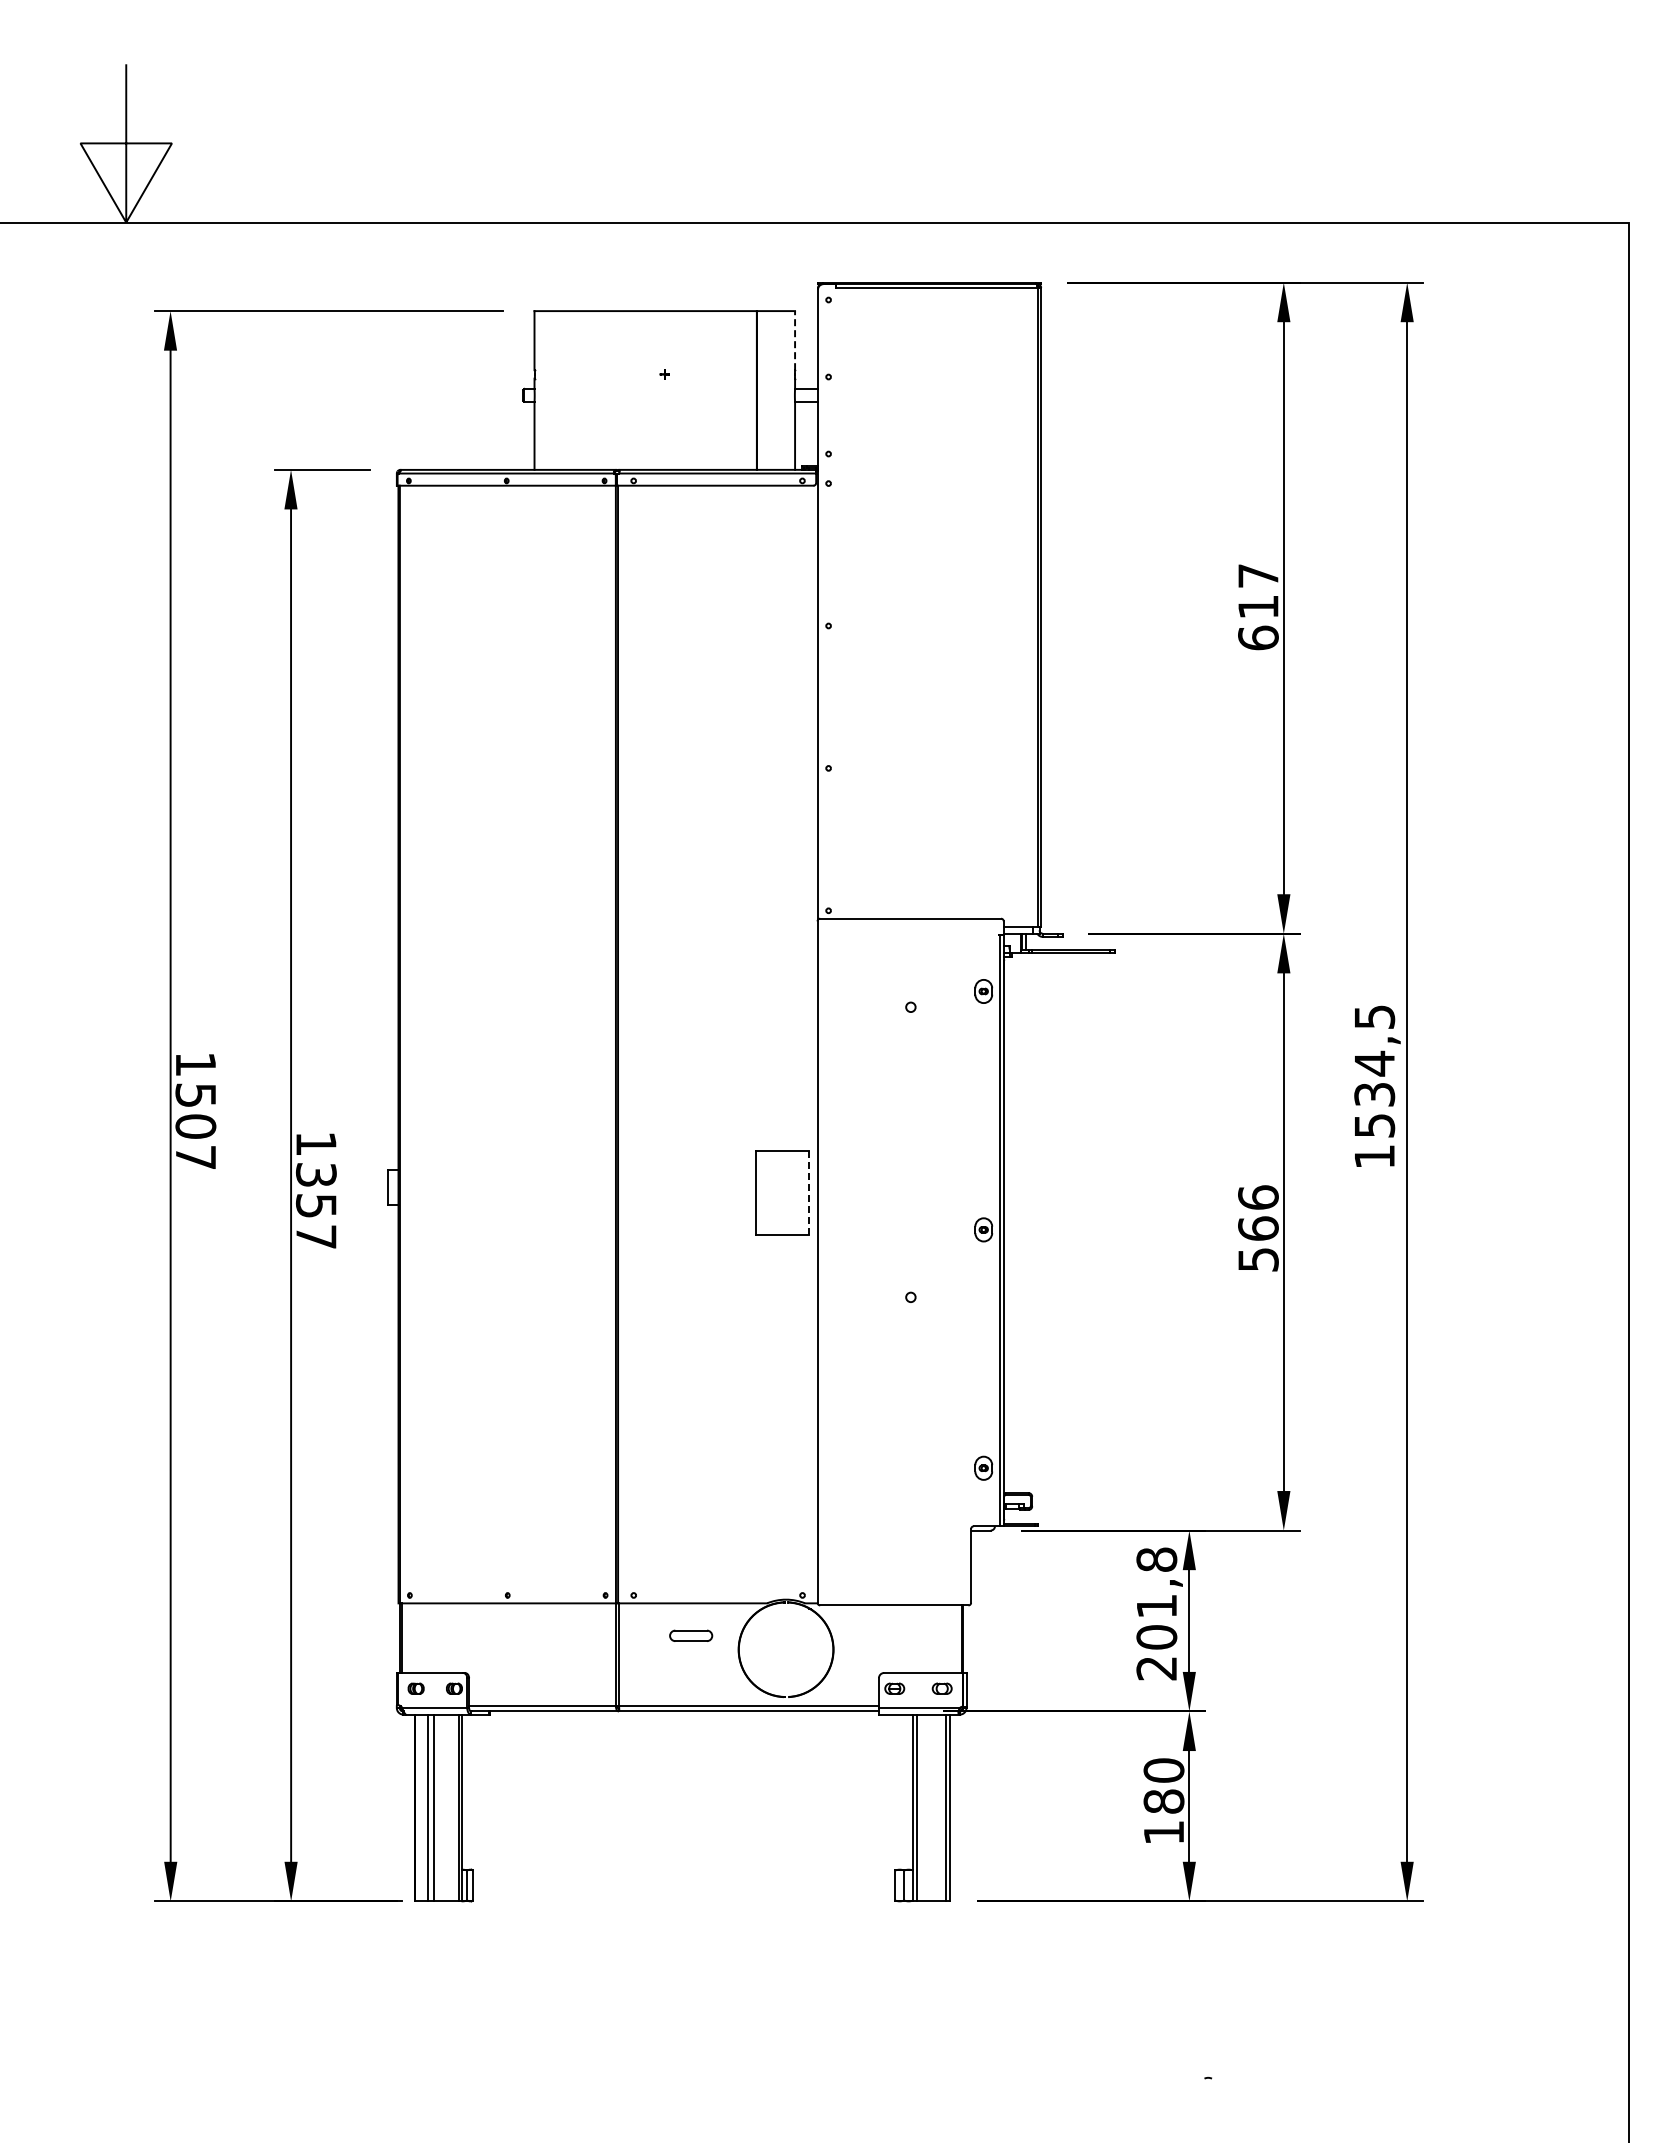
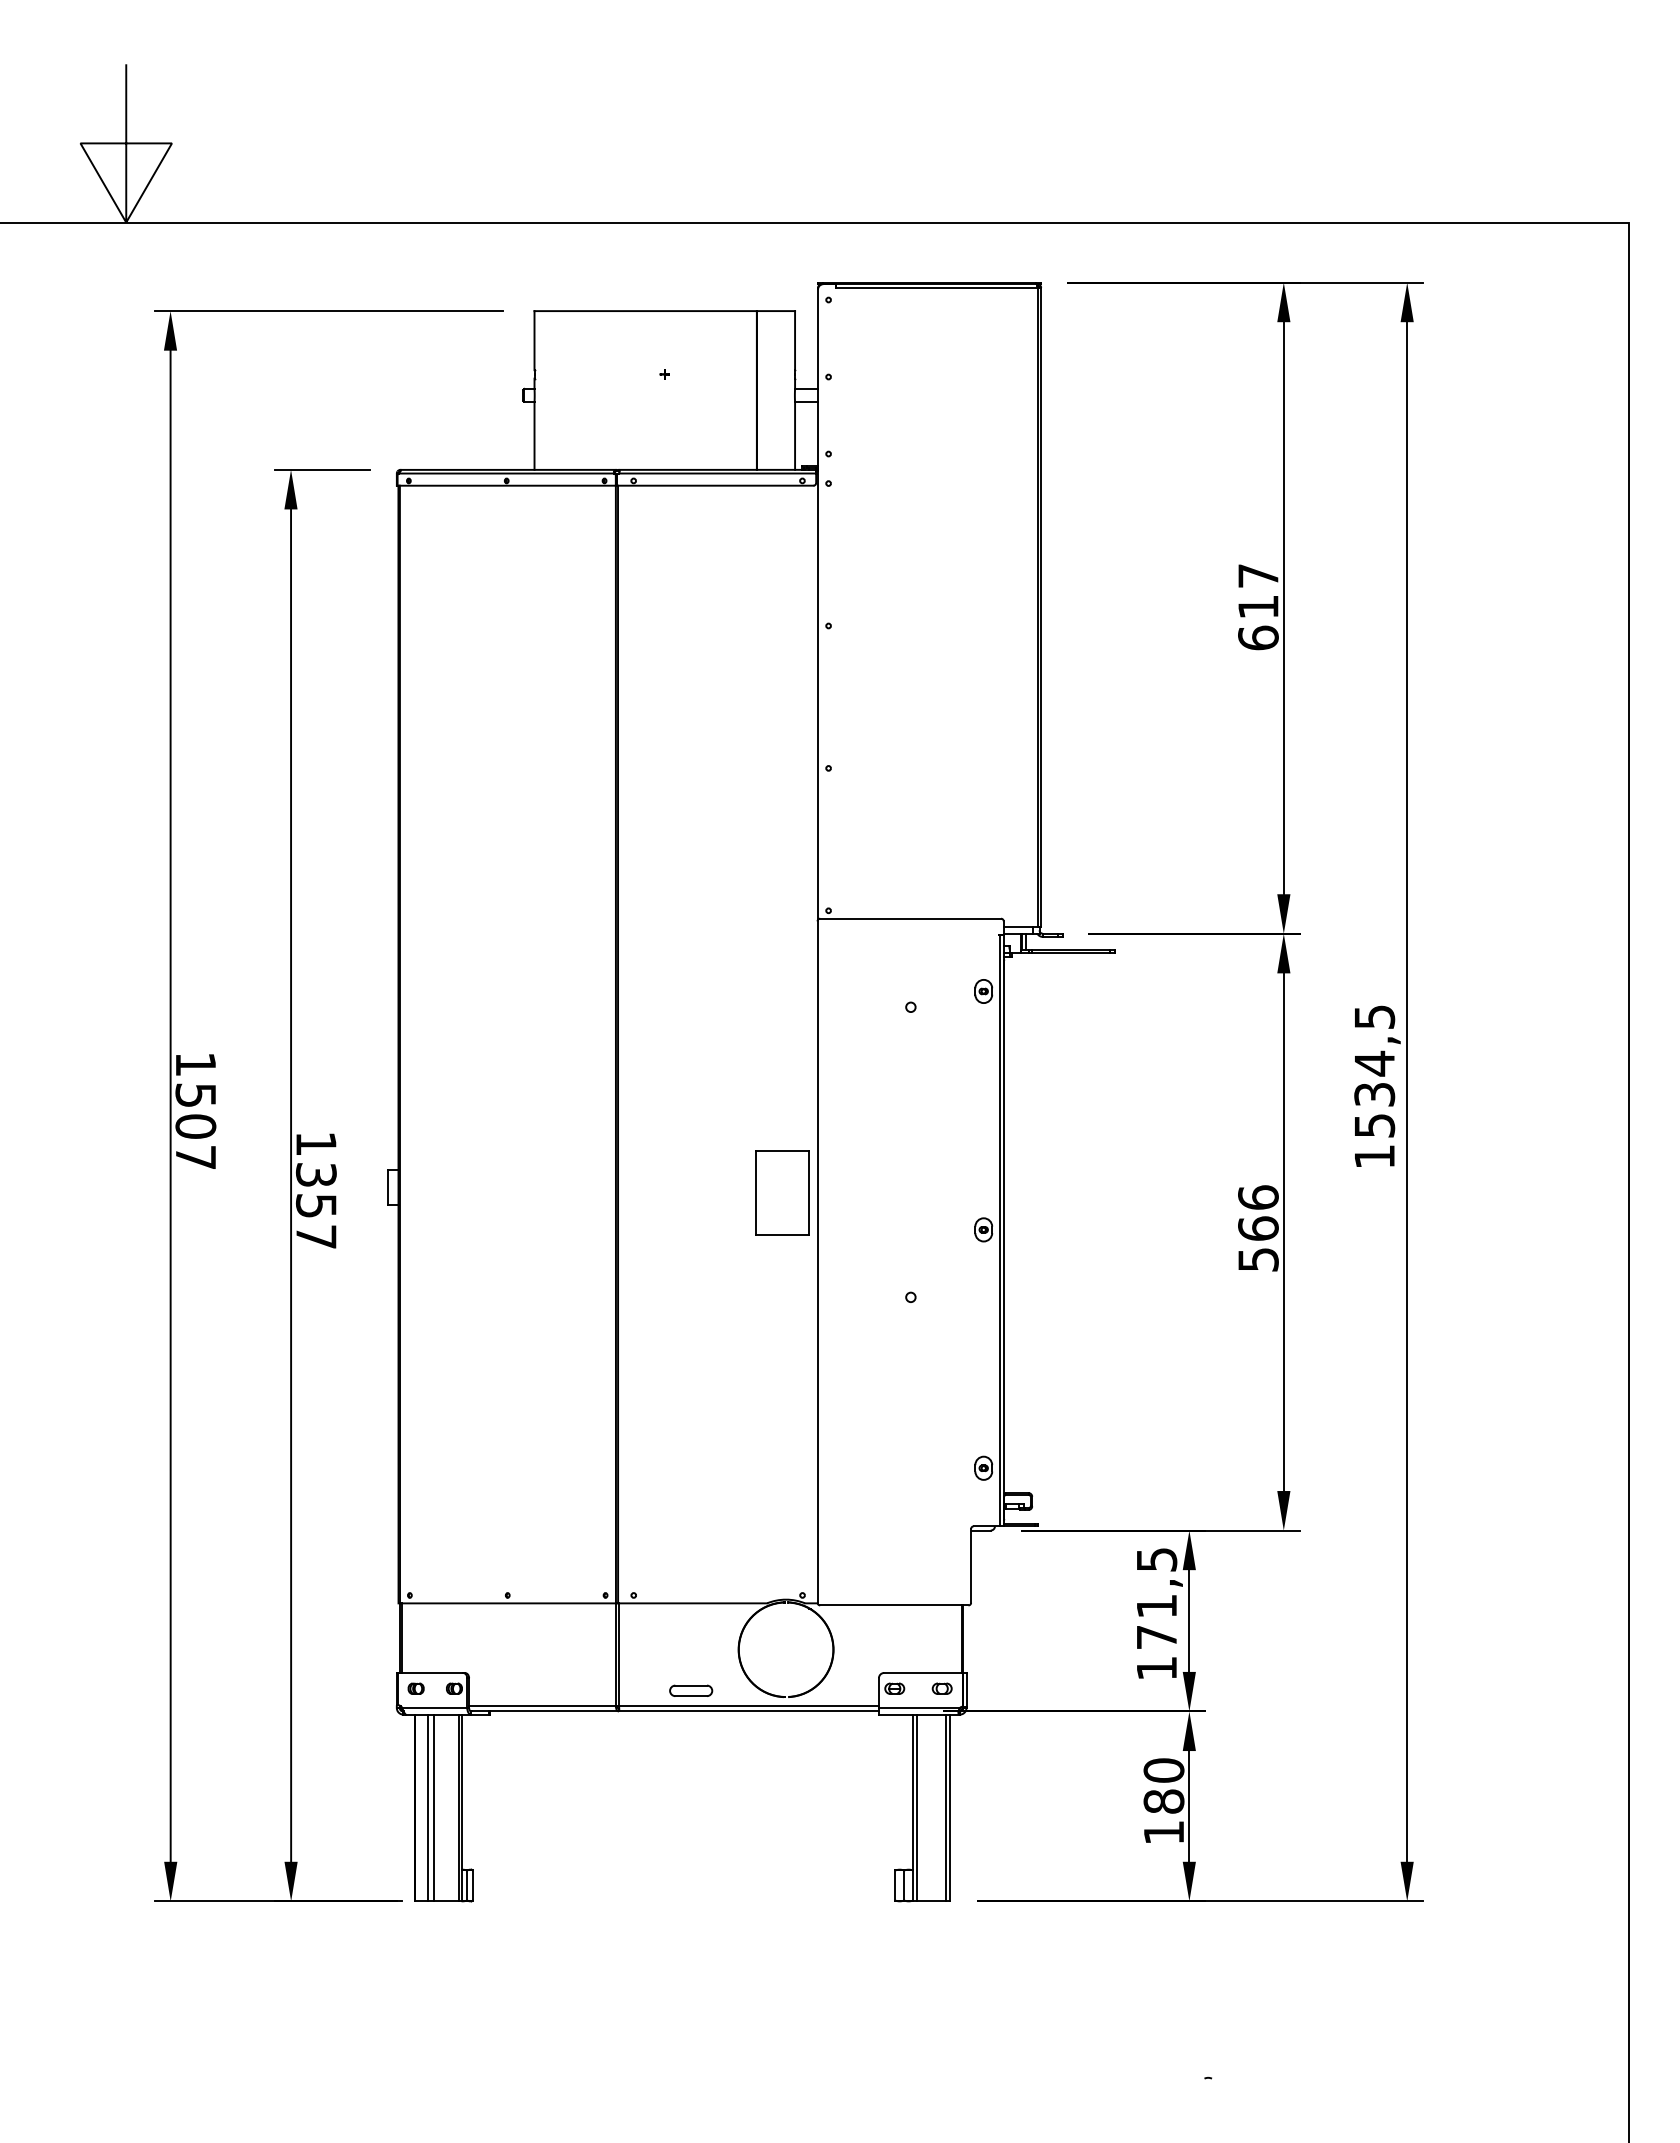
line: dashed -> solid (795, 340)
line: dashed -> solid (809, 1193)
text: 201,8 -> 171,5 (1156, 1613)
part position: (691, 1635) -> (691, 1690) (691, 1690)
